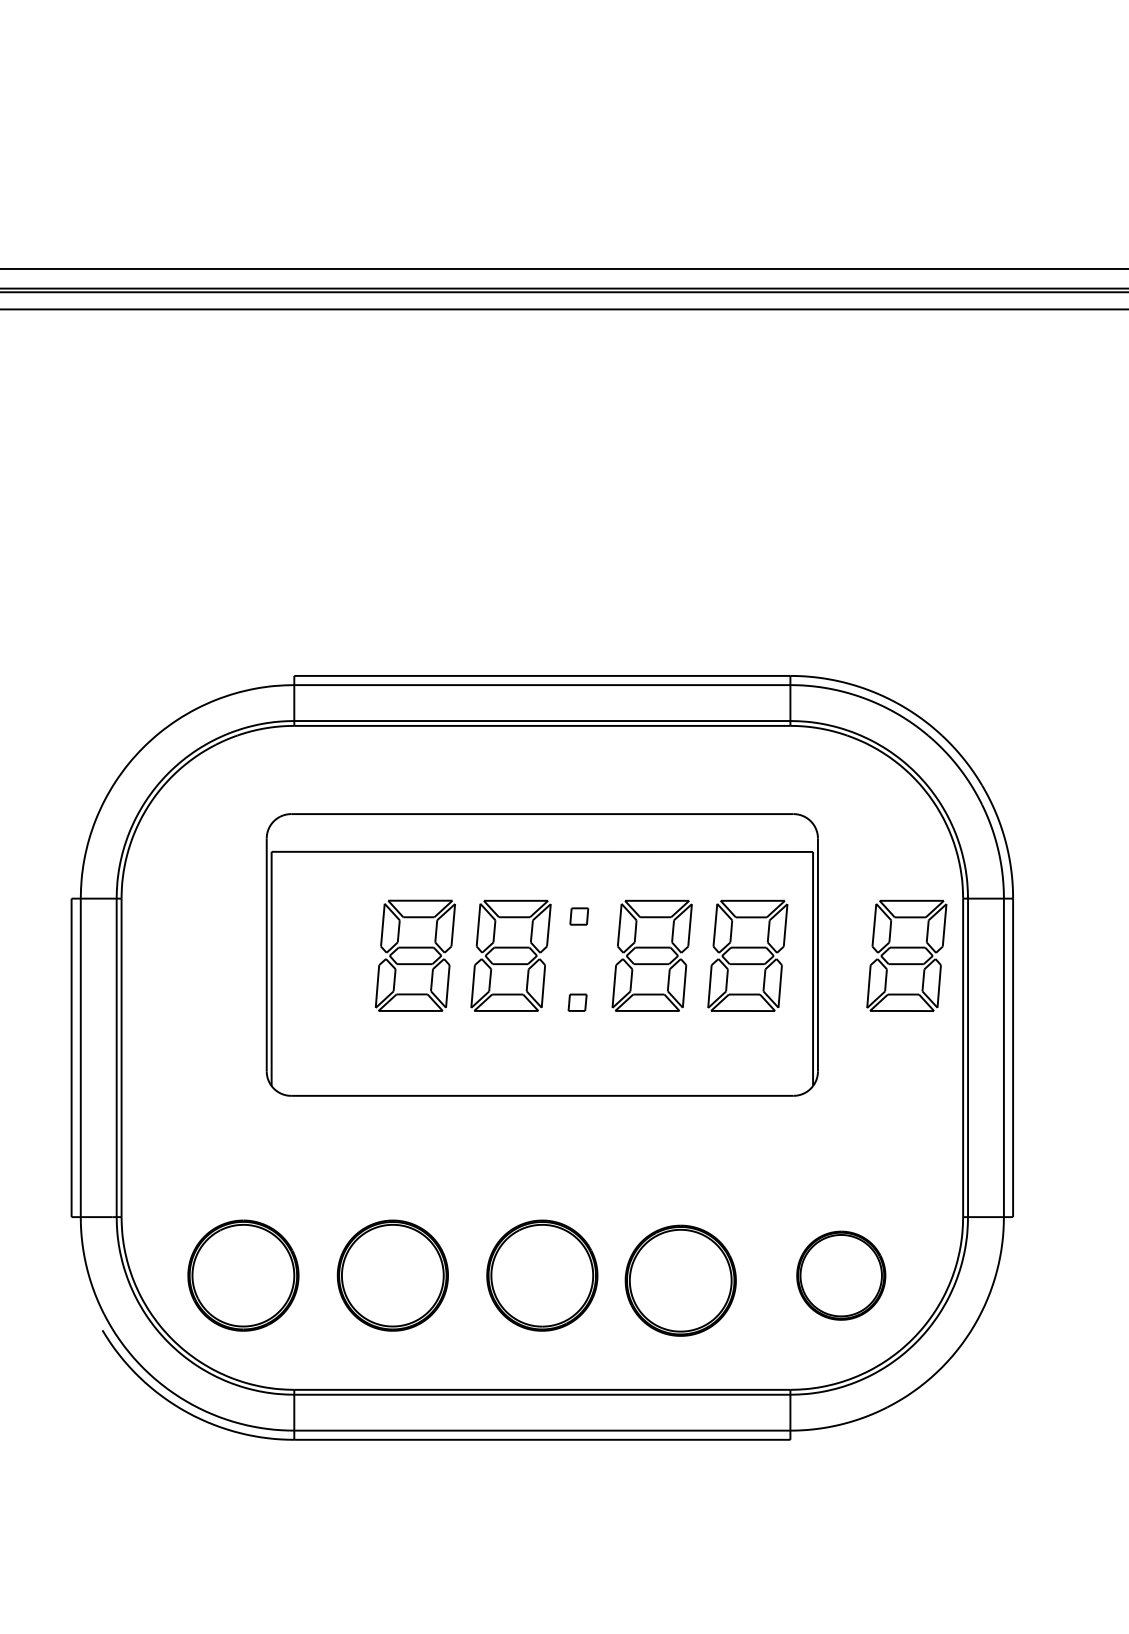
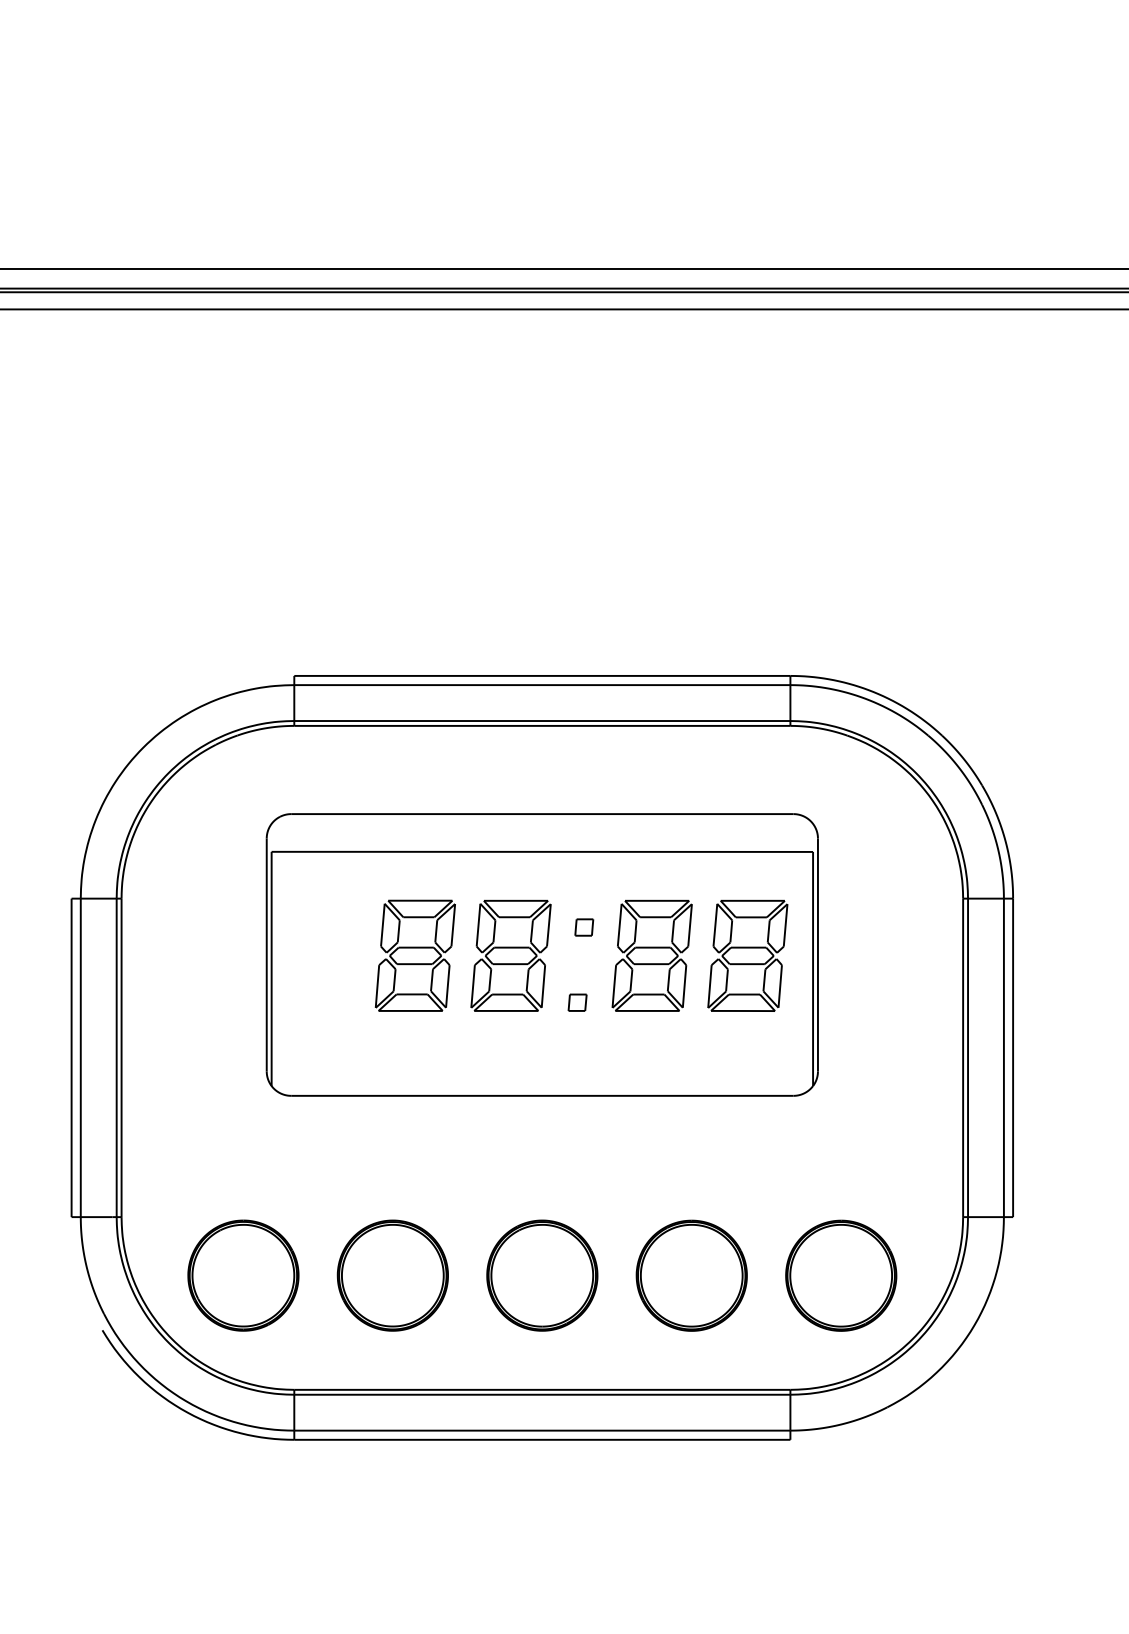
part position: (579, 916) -> (584, 927) (584, 927)
part: present -> none (906, 955)
part size: 91x91 px -> 113x113 px (841, 1275)
part position: (680, 1280) -> (691, 1275) (691, 1275)
